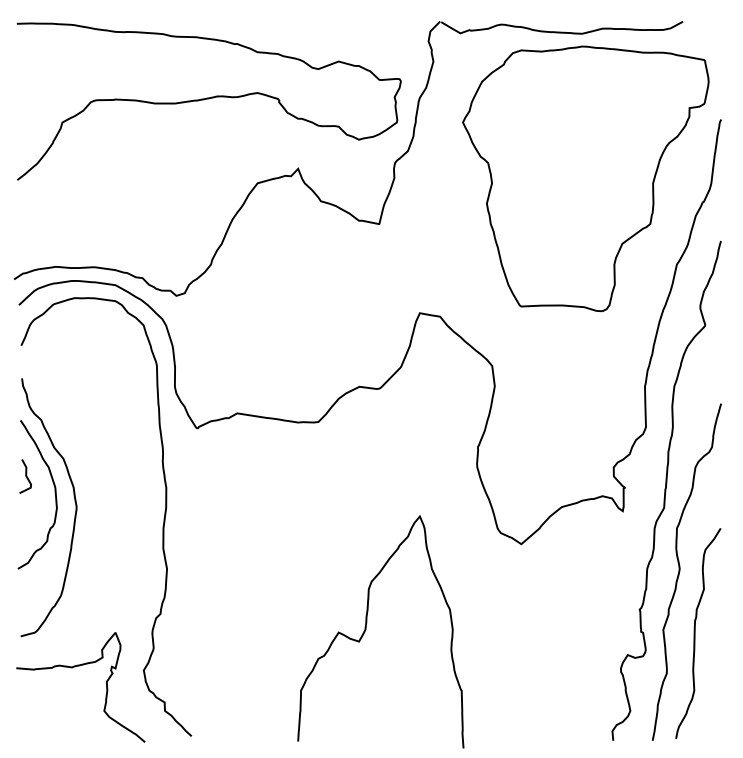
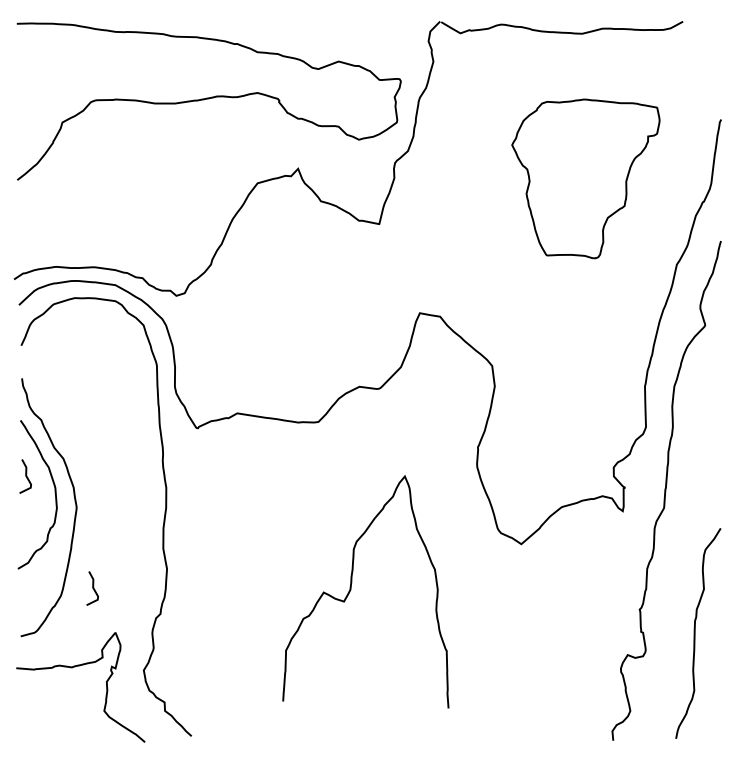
part size: 248x268 px -> 150x162 px (585, 178)
curve: present -> none (680, 571)
curve: none -> present (92, 588)
curve position: (366, 630) -> (351, 590) (351, 590)
